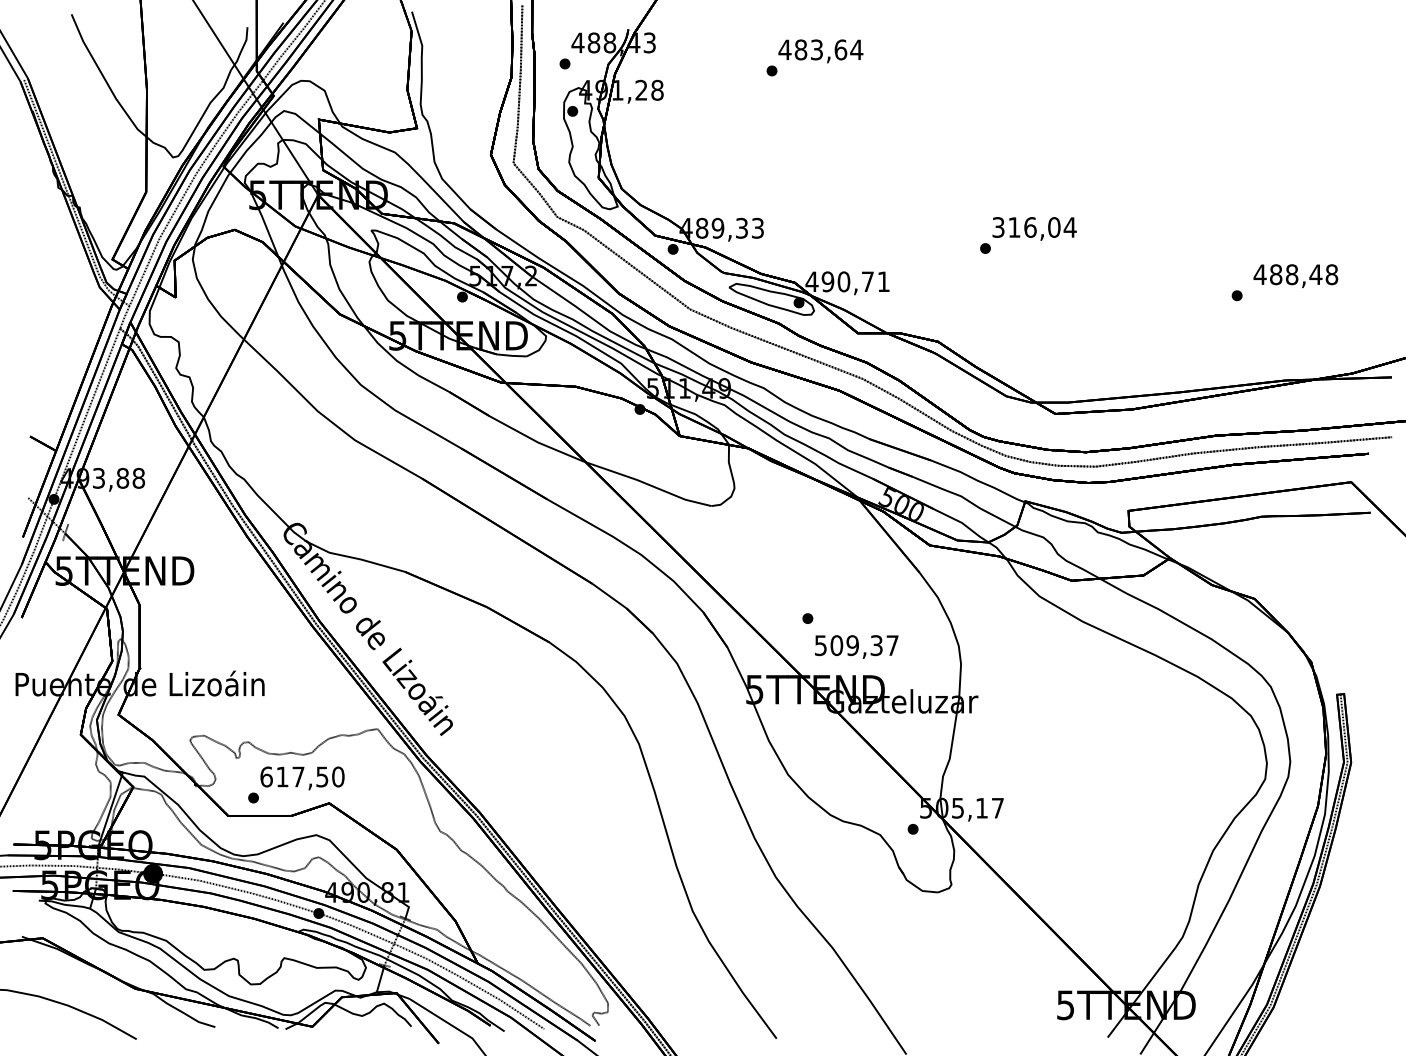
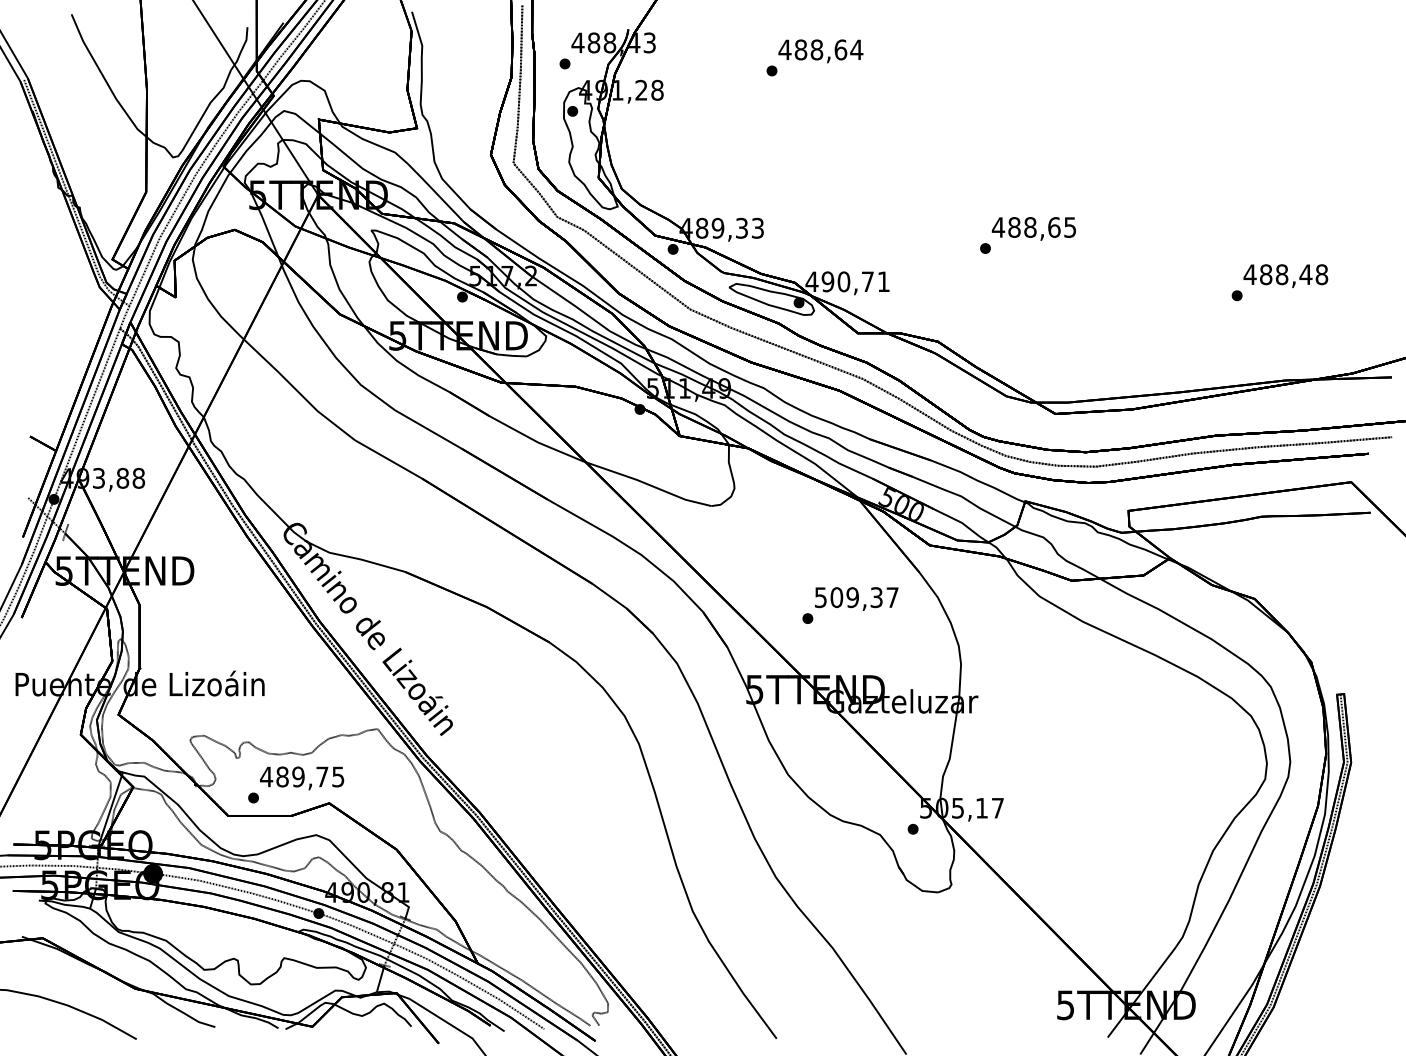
text: 483,64 -> 488,64 (816, 49)
text: 316,04 -> 488,65 (1033, 227)
text position: (1295, 275) -> (1285, 275) (1285, 275)
text position: (856, 646) -> (856, 598) (856, 598)
text: 617,50 -> 489,75 (302, 776)
